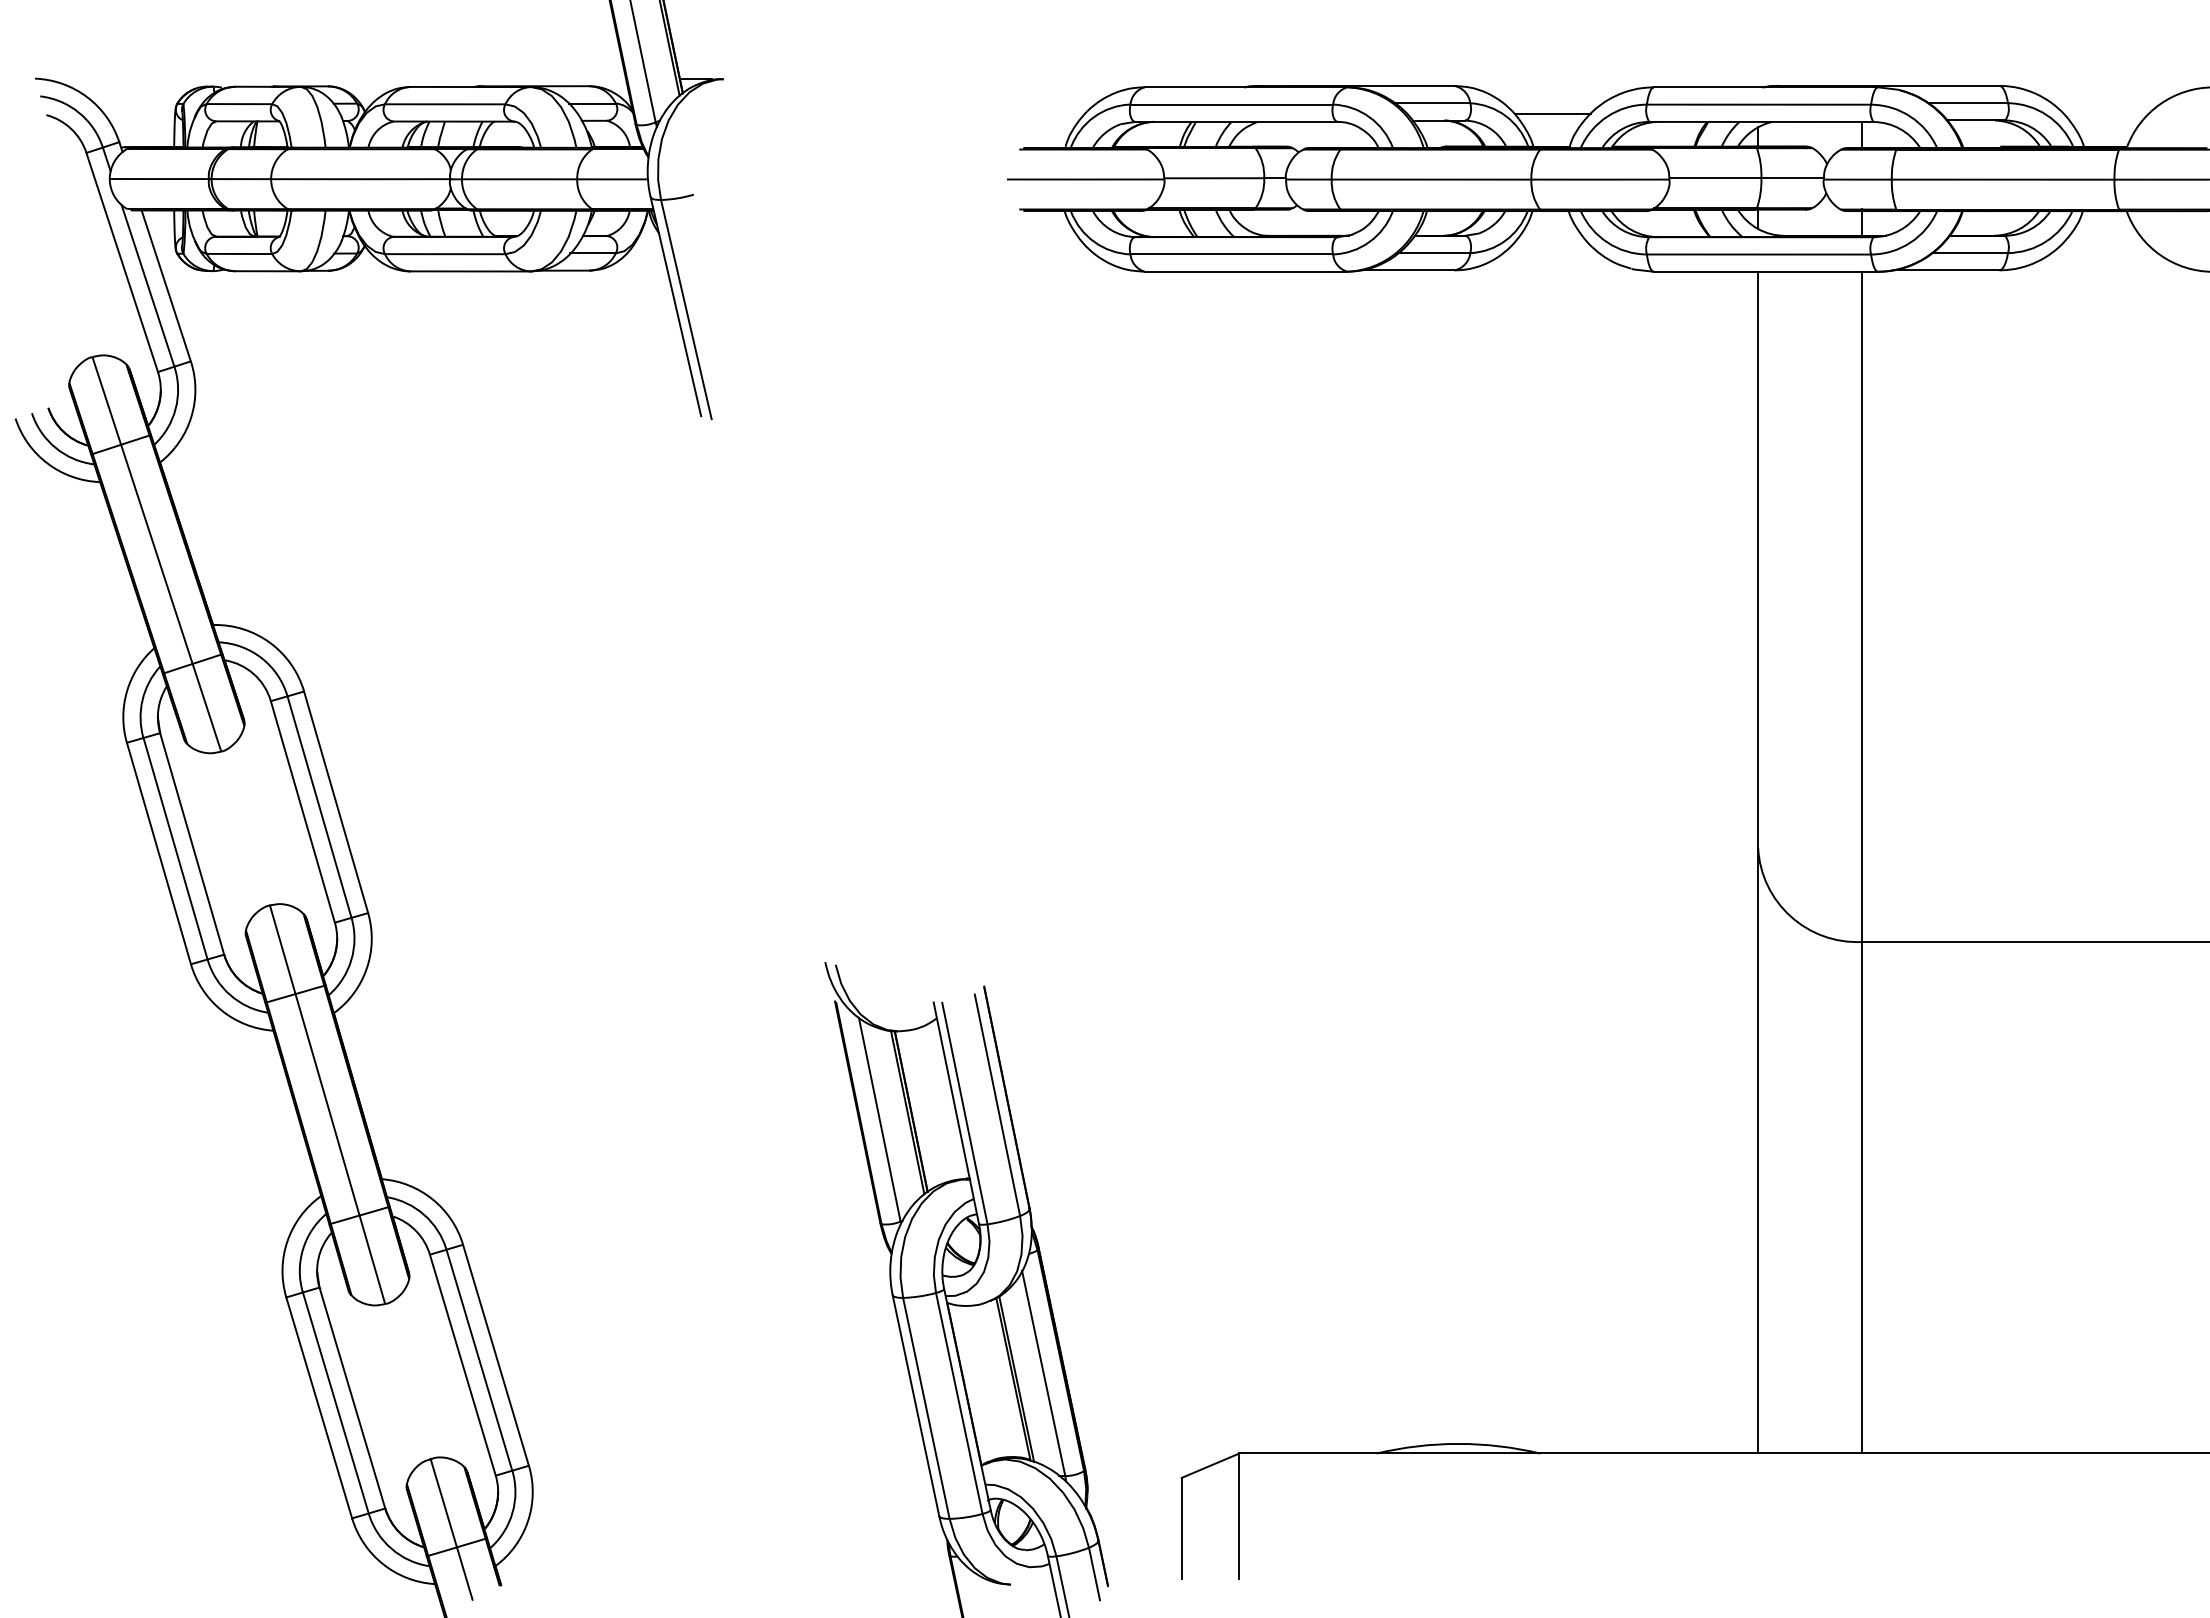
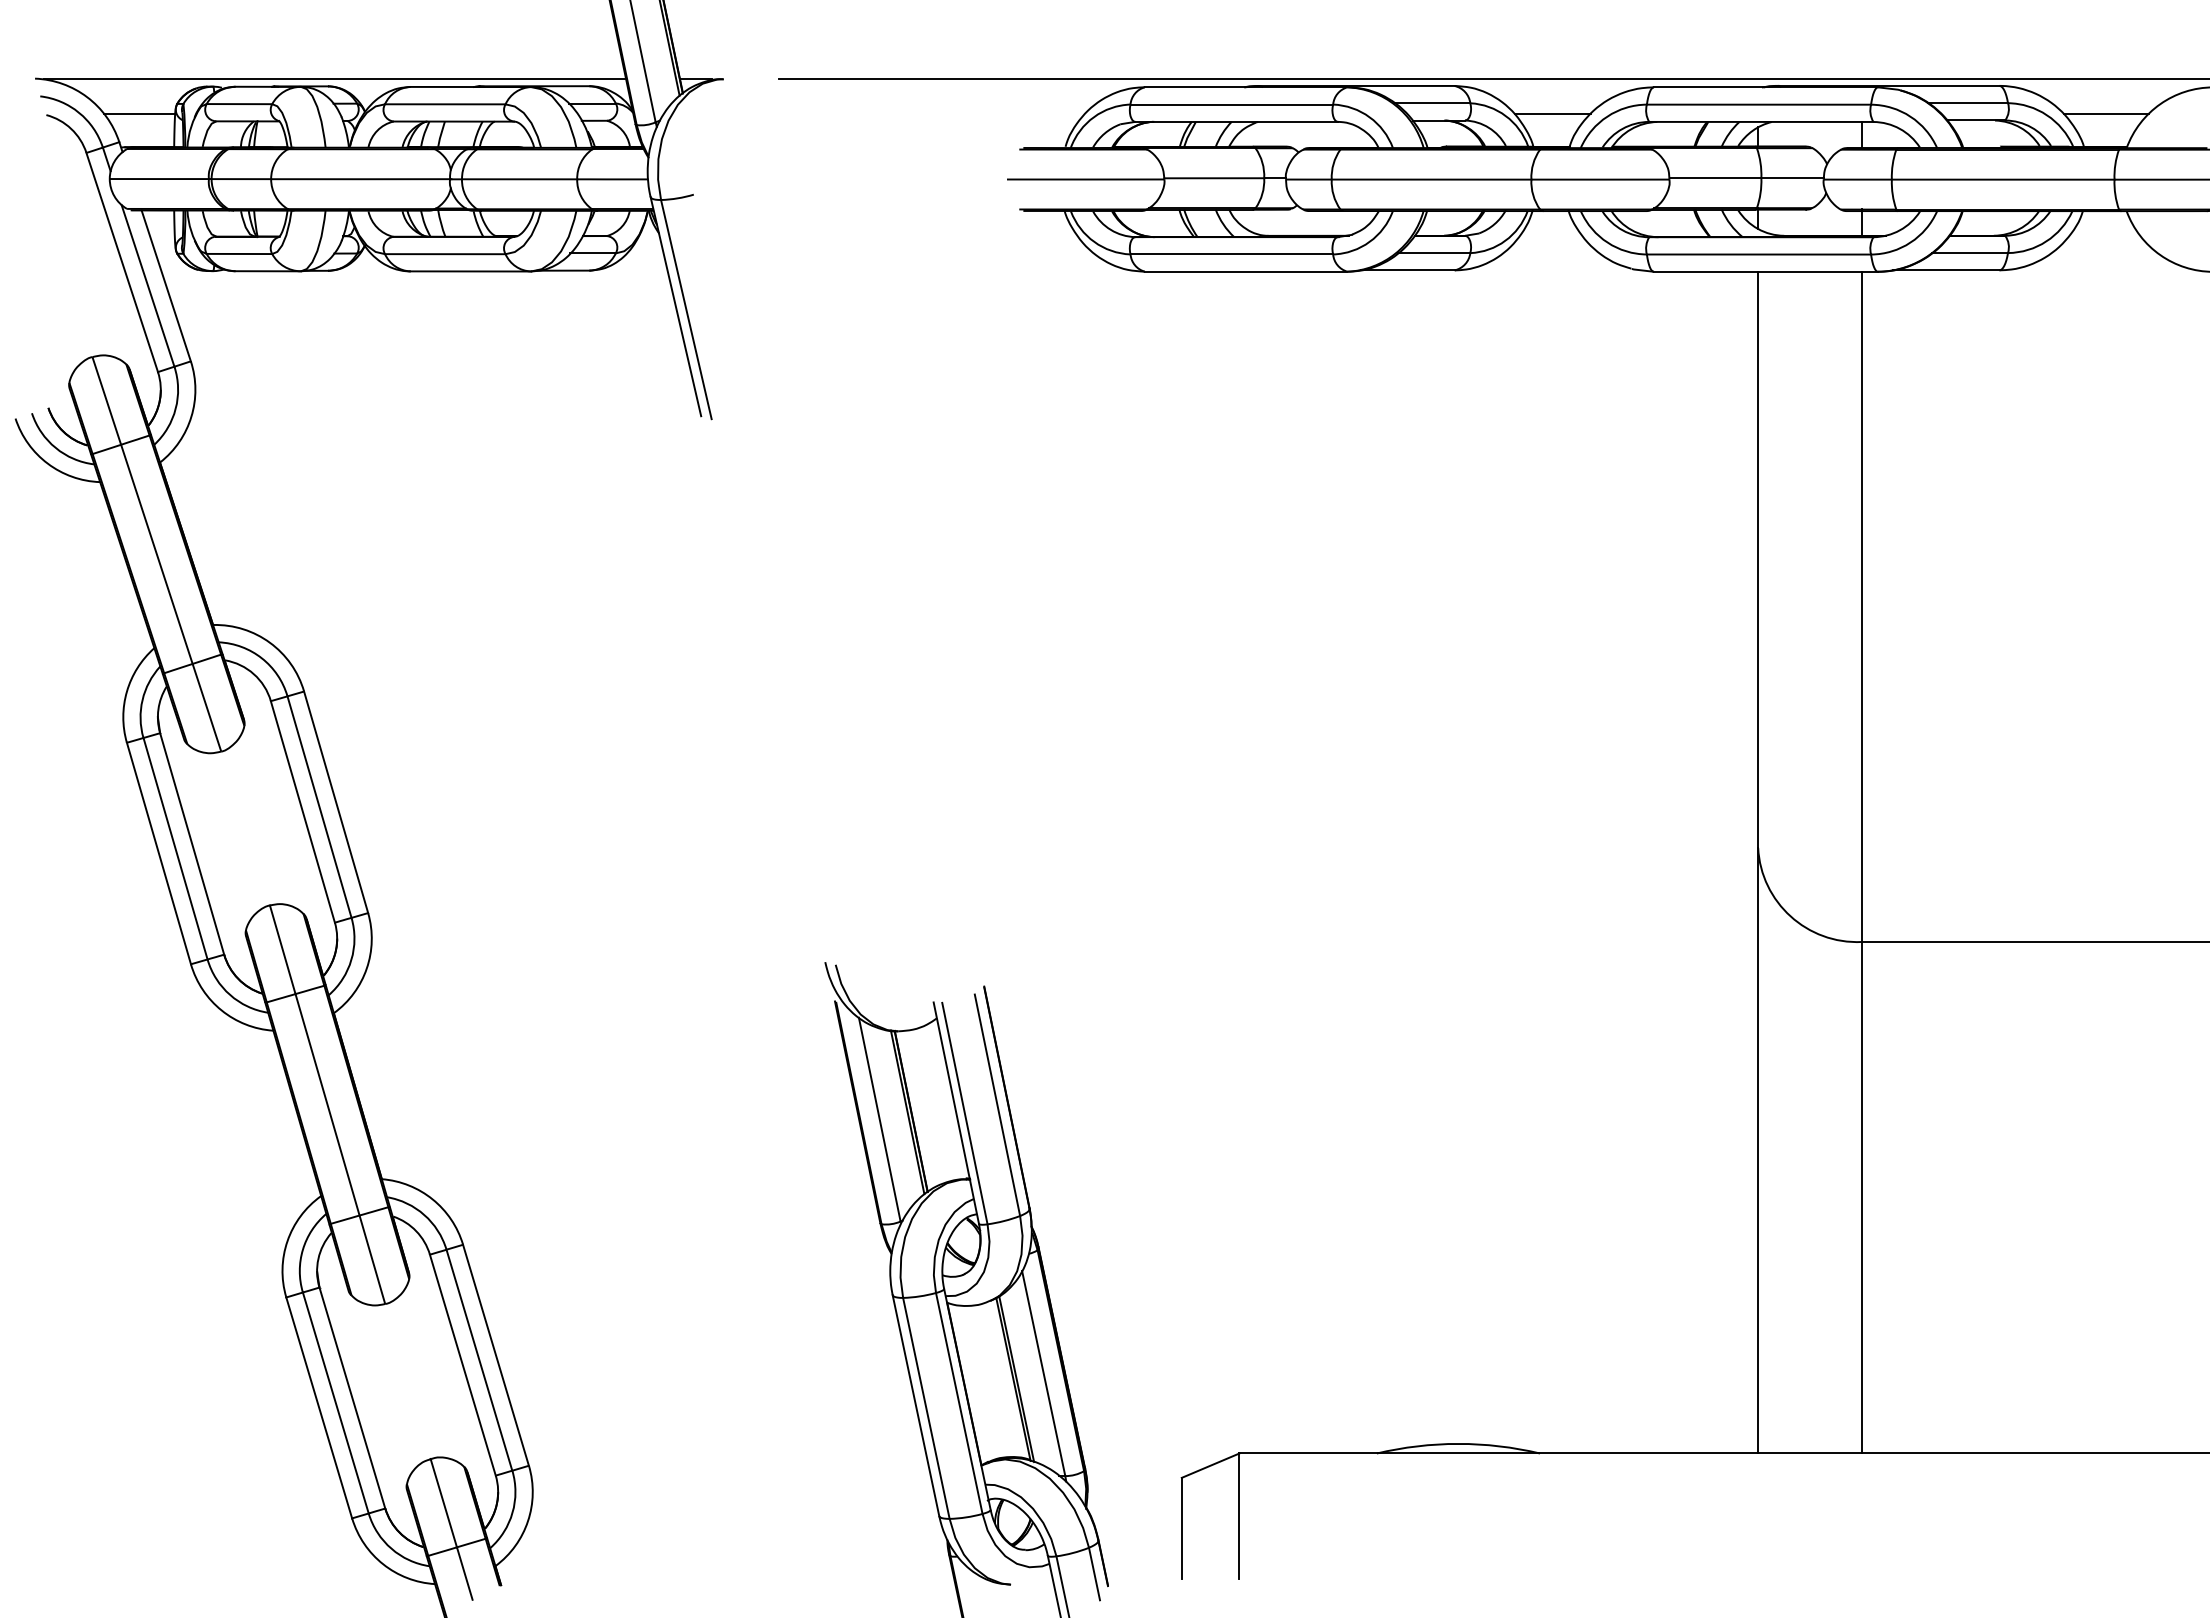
line: none -> present (334, 79)
line: none -> present (1492, 79)
line: none -> present (139, 113)
line: none -> present (2105, 113)
